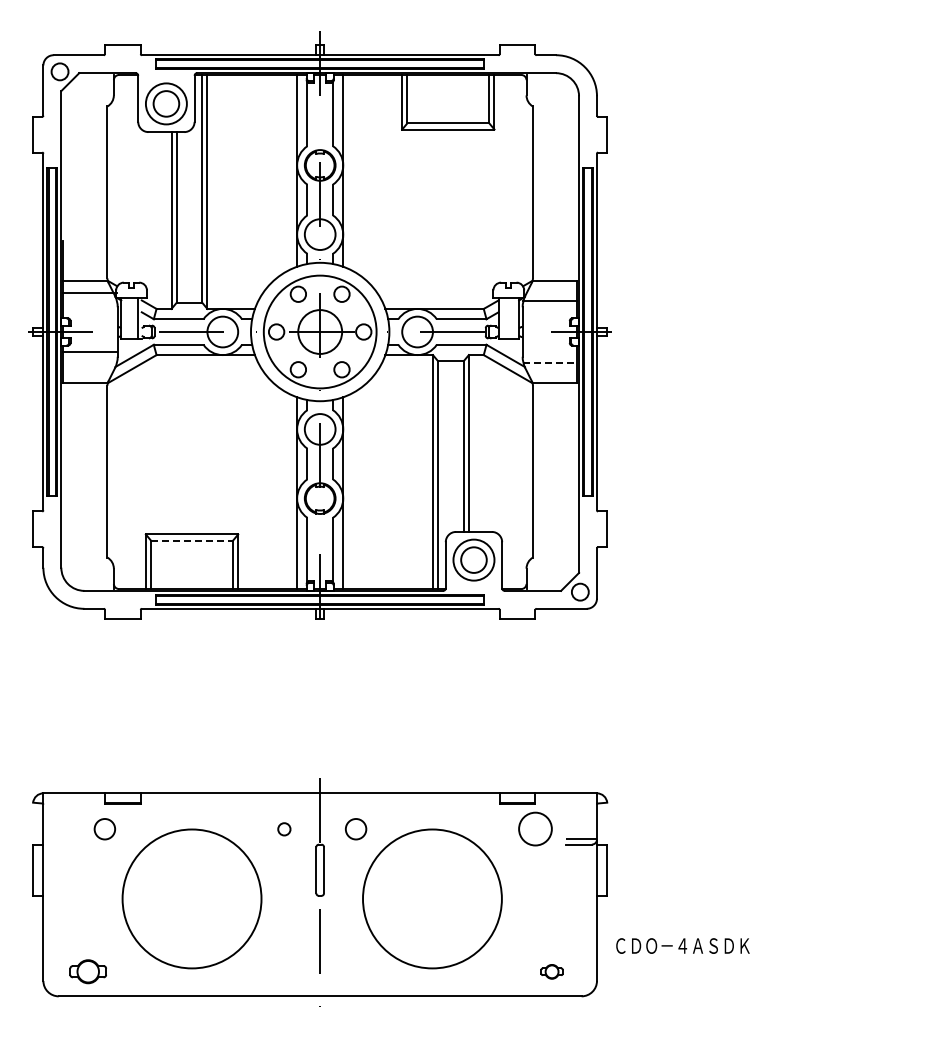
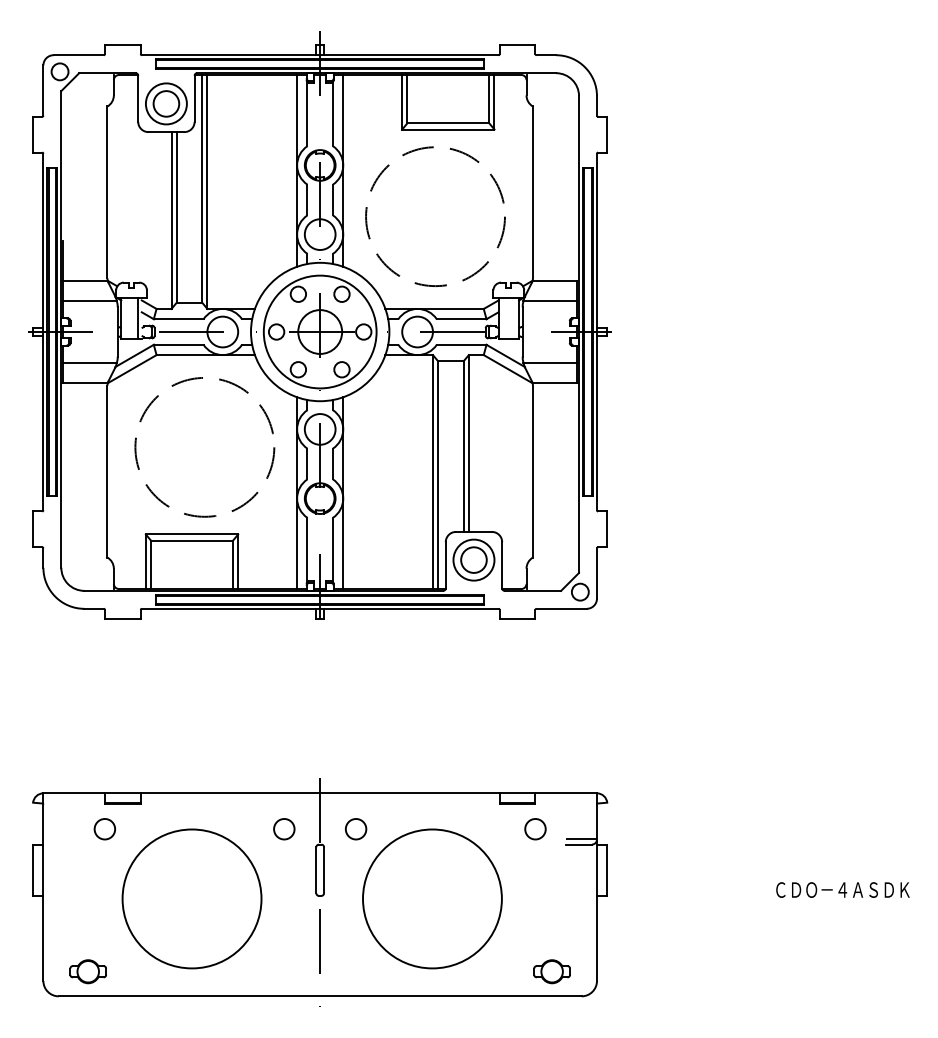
circle: none -> present (435, 216)
line position: (89, 293) -> (89, 301) (89, 301)
line position: (89, 351) -> (89, 362) (89, 362)
line: dashed -> solid (550, 362)
circle: none -> present (204, 447)
line: dashed -> solid (192, 540)
circle size: 35x36 px -> 23x23 px (535, 829)
circle size: 15x15 px -> 23x23 px (284, 829)
text position: (682, 945) -> (842, 889) (842, 889)
part size: 24x16 px -> 38x26 px (551, 971)
